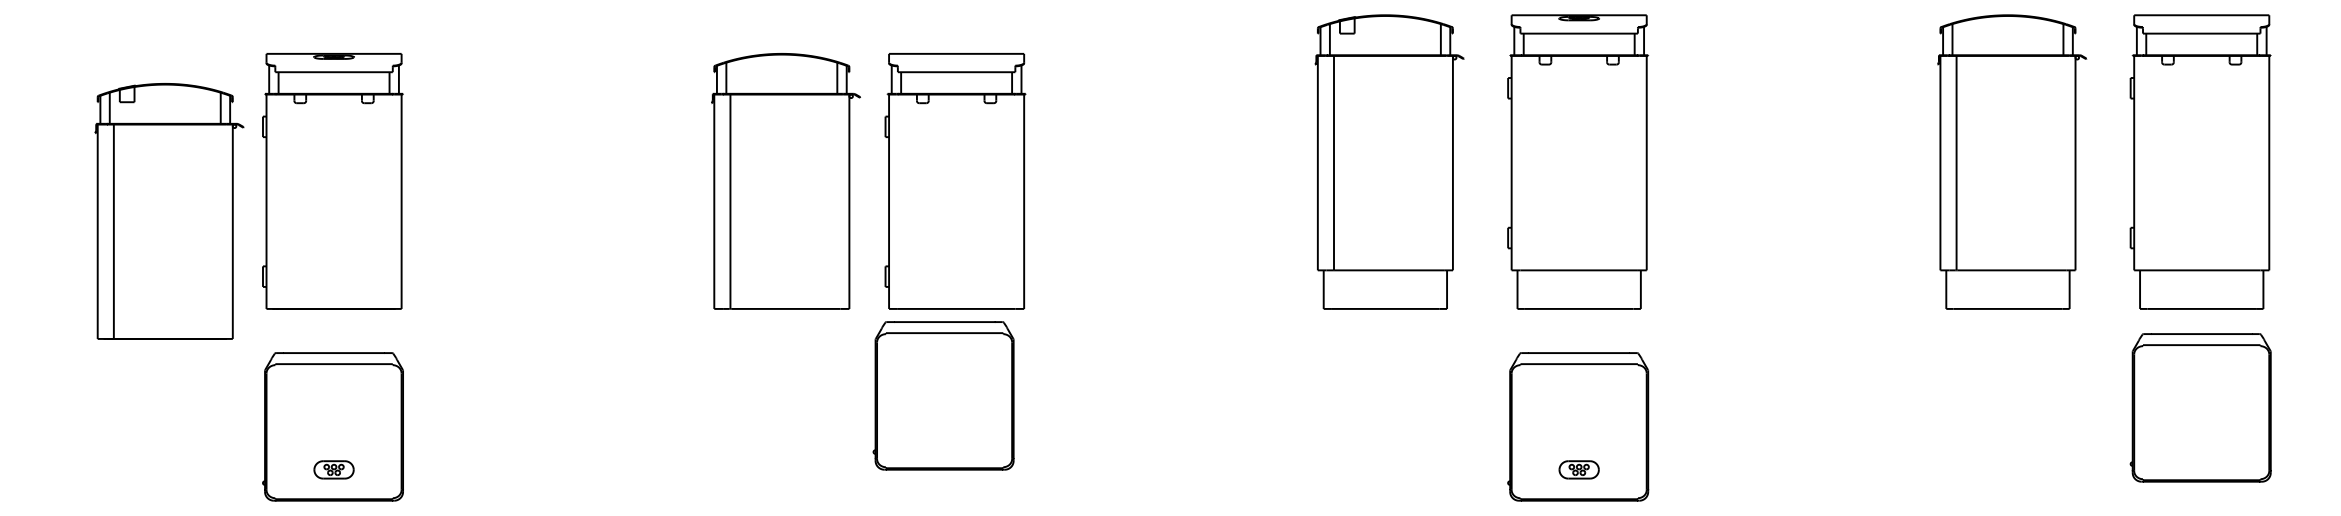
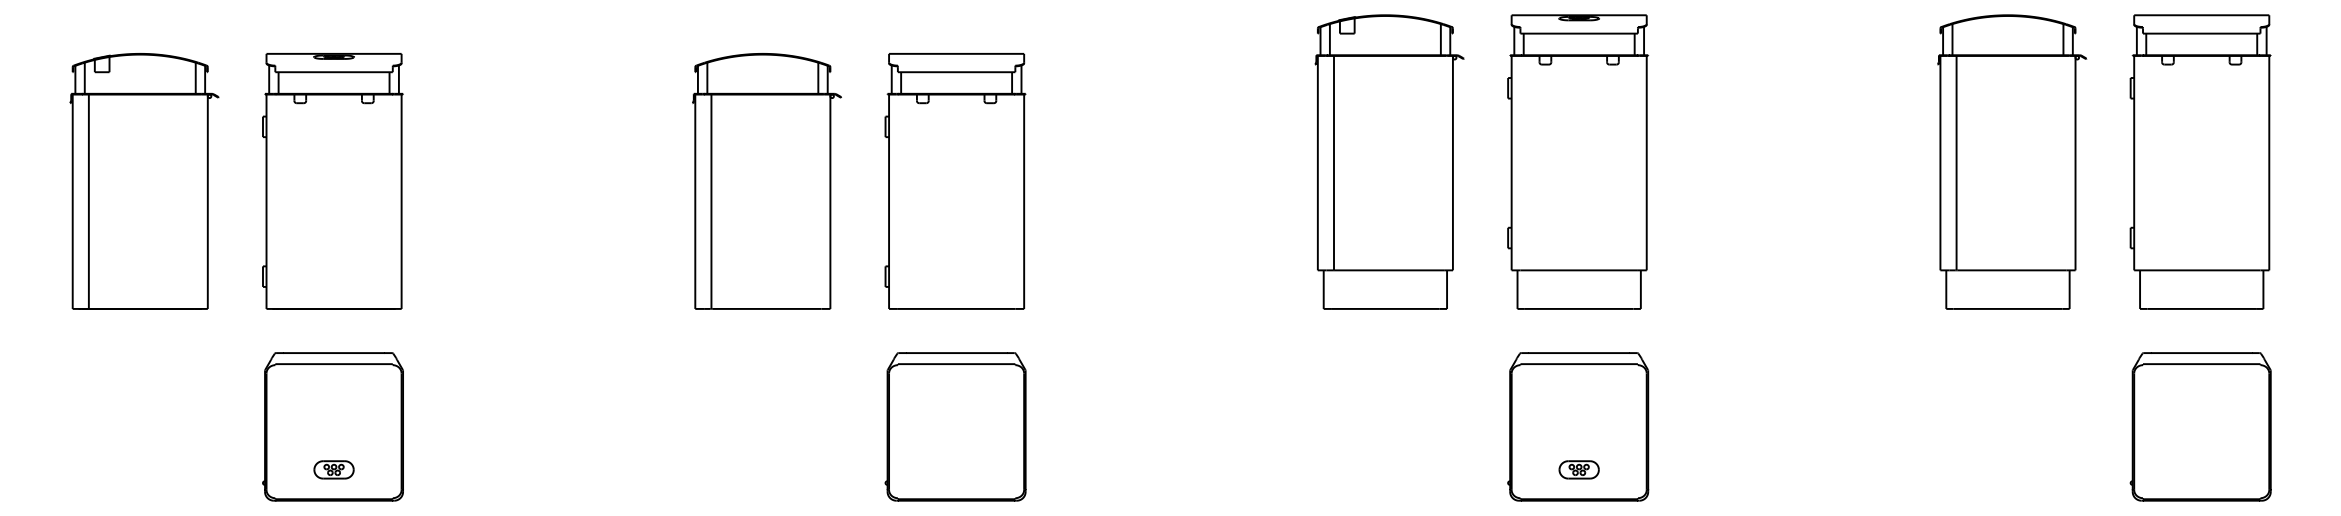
part position: (785, 181) -> (766, 181) (766, 181)
part position: (169, 211) -> (144, 181) (144, 181)
part position: (943, 395) -> (955, 426) (955, 426)
part position: (2200, 407) -> (2200, 426) (2200, 426)
